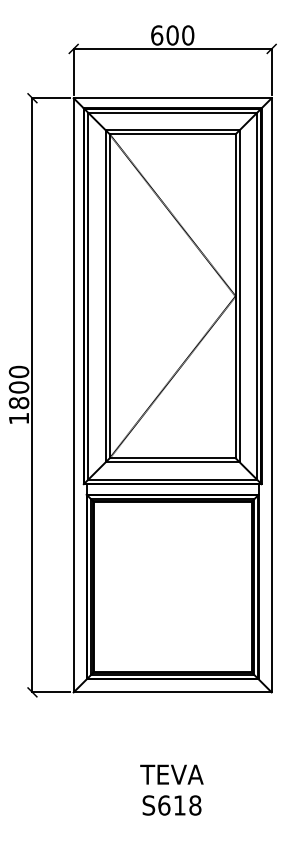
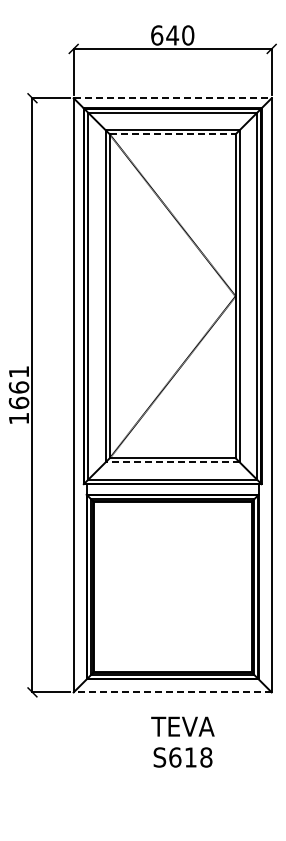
text: 600 -> 640 (172, 35)
line: solid -> dashed (173, 98)
line: solid -> dashed (172, 134)
text: 1800 -> 1661 (18, 387)
line: solid -> dashed (172, 462)
line: solid -> dashed (172, 692)
text position: (171, 789) -> (182, 741) (182, 741)
